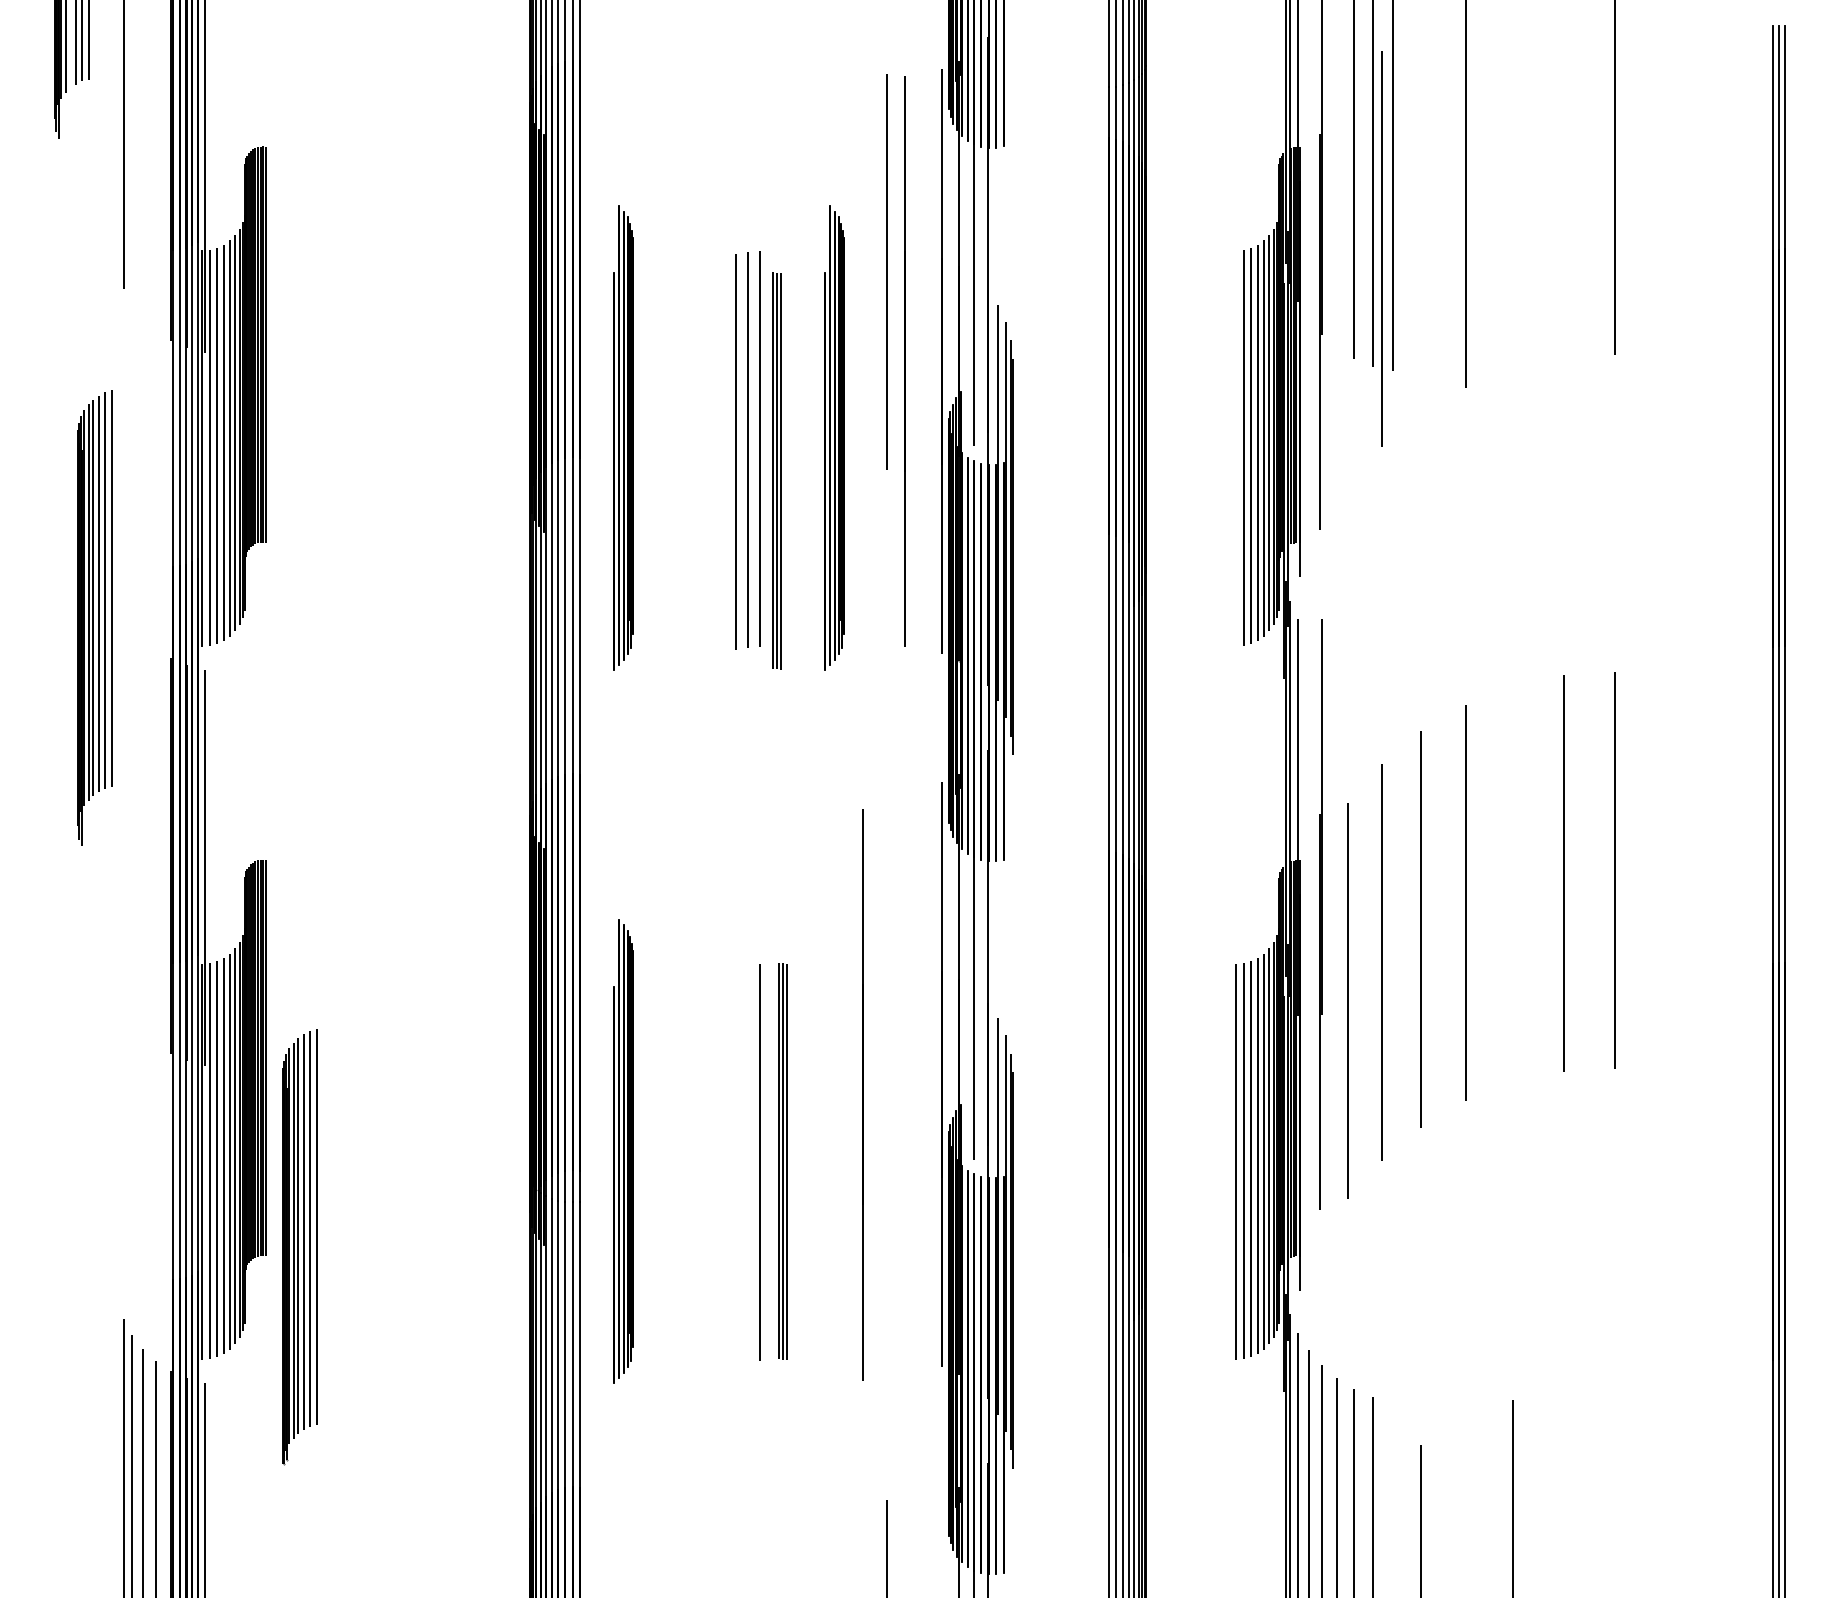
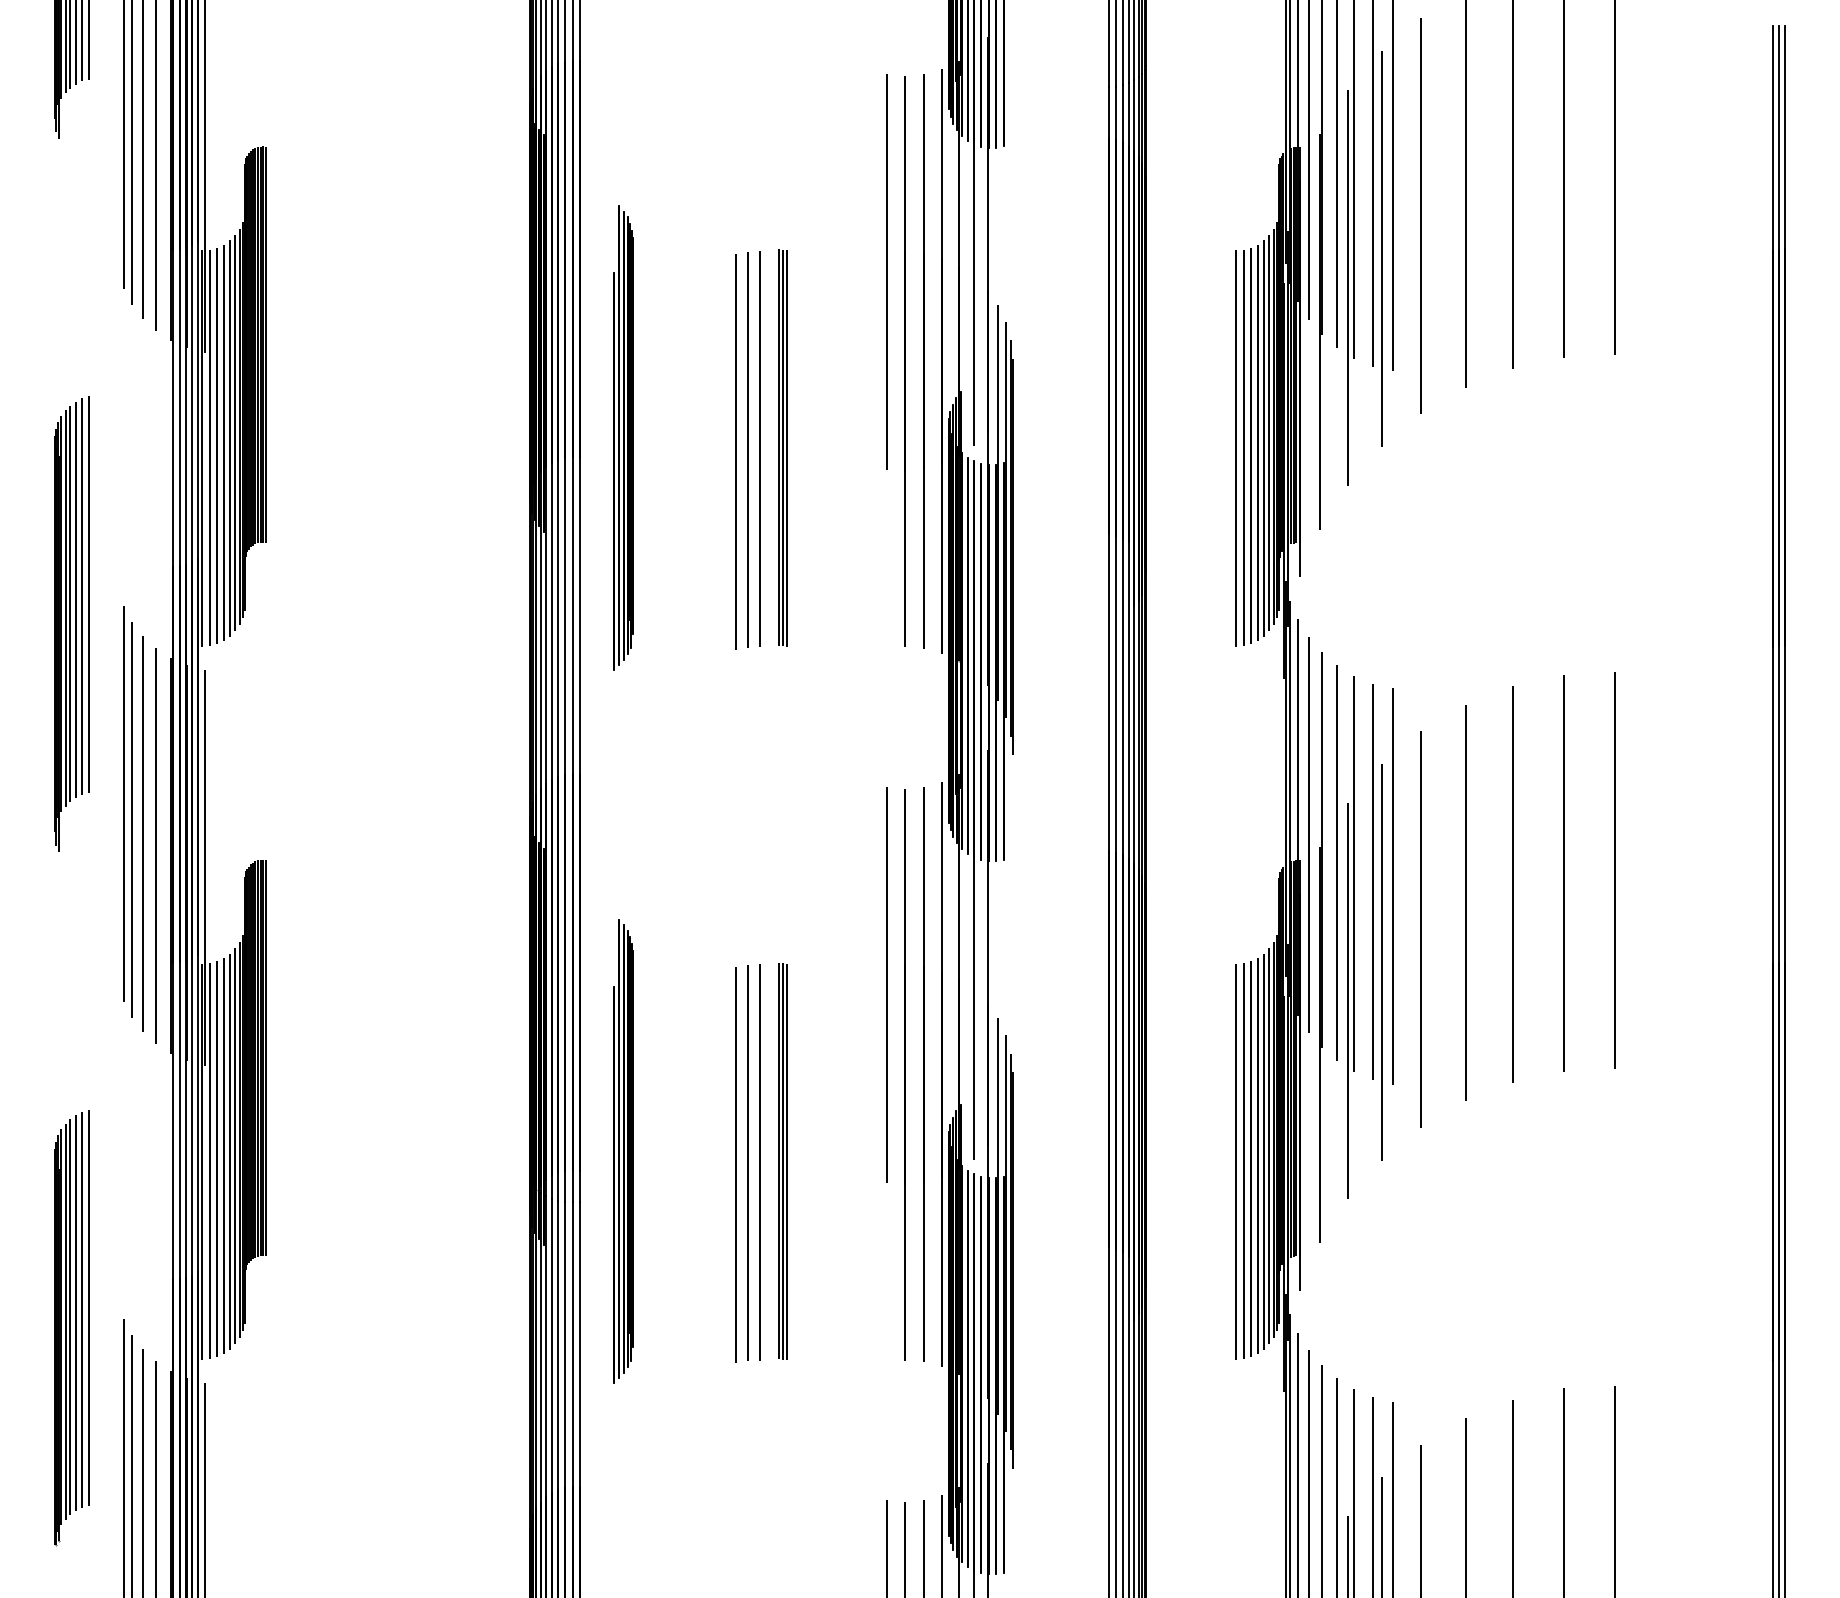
line: none -> present (70, 45)
line: none -> present (132, 153)
line: none -> present (143, 160)
line: none -> present (1308, 160)
line: none -> present (156, 166)
line: none -> present (1337, 175)
line: none -> present (1563, 180)
line: none -> present (1513, 185)
line: none -> present (1420, 215)
line: none -> present (1347, 287)
line: none -> present (923, 361)
part: present -> none (834, 437)
line: none -> present (1236, 448)
part position: (776, 470) -> (782, 447) (782, 447)
part position: (94, 617) -> (71, 623) (71, 623)
part: none -> present (127, 811)
line: none -> present (143, 833)
line: none -> present (1308, 834)
line: none -> present (156, 846)
line: none -> present (1337, 863)
line: none -> present (1354, 873)
line: none -> present (1373, 881)
line: none -> present (1512, 884)
line: none -> present (1392, 886)
part position: (1320, 914) -> (1320, 947) (1320, 947)
line: none -> present (886, 985)
line: none -> present (923, 1074)
line position: (862, 1094) -> (904, 1074) (904, 1074)
line: none -> present (747, 1163)
line: none -> present (736, 1164)
part position: (299, 1247) -> (71, 1328) (71, 1328)
line: none -> present (1615, 1489)
line: none -> present (1563, 1491)
line: none -> present (1392, 1497)
line: none -> present (1465, 1506)
line: none -> present (1381, 1535)
line: none -> present (942, 1544)
line: none -> present (905, 1547)
line: none -> present (923, 1547)
line: none -> present (1347, 1555)
